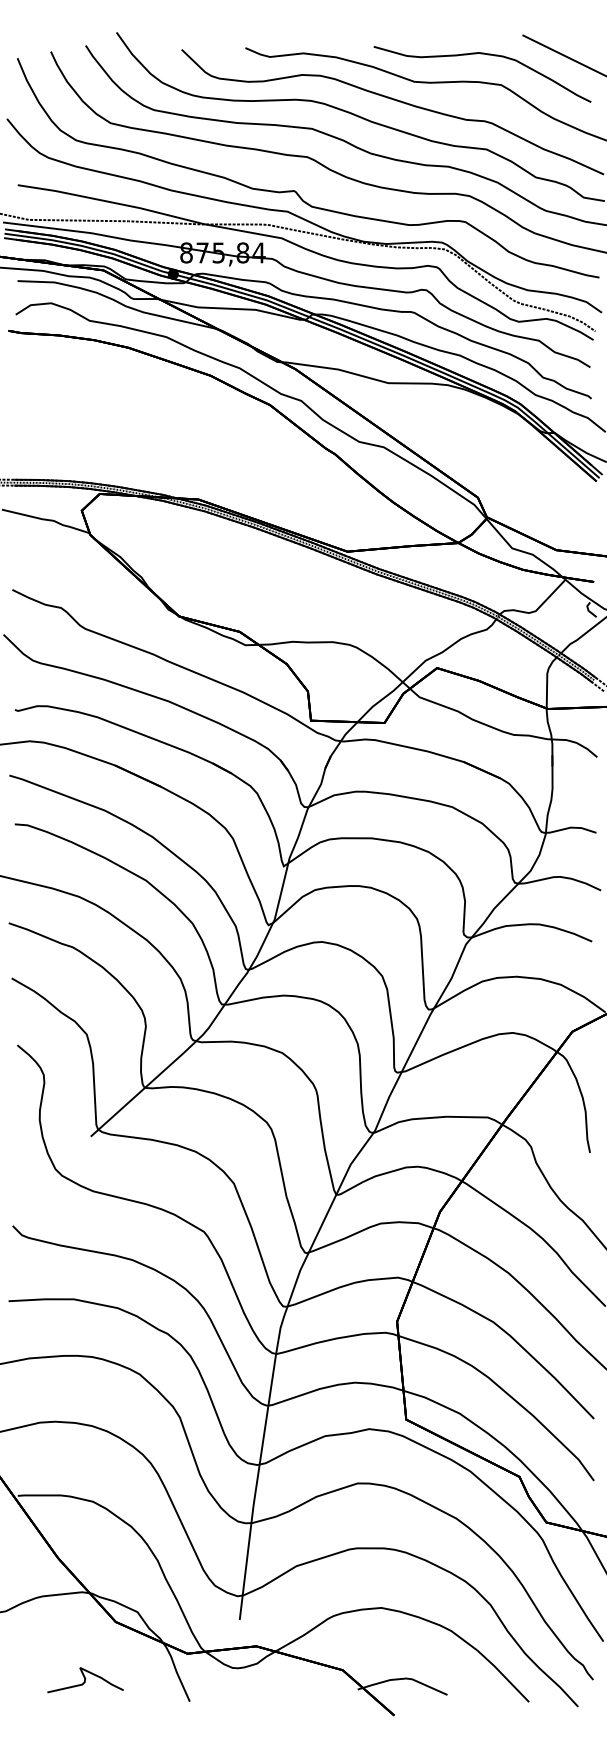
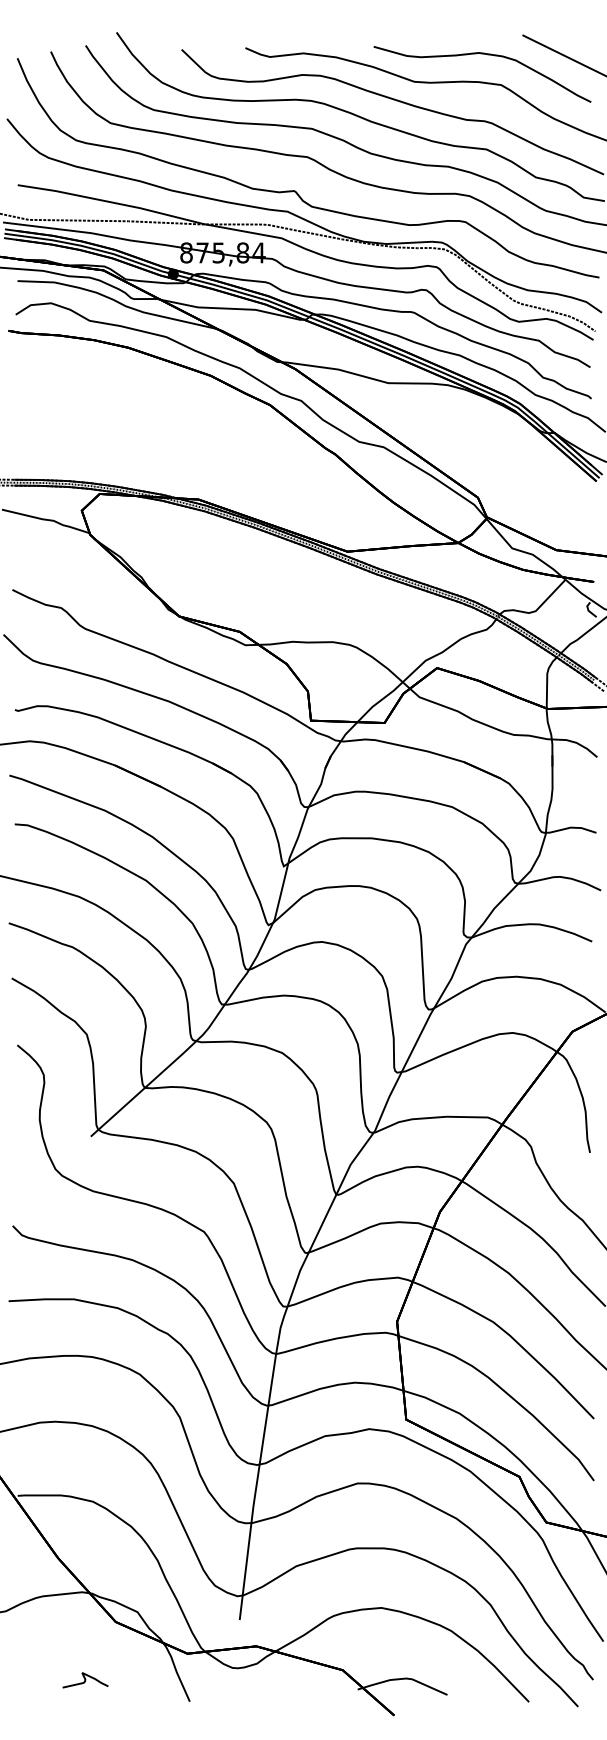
part size: 77x27 px -> 47x17 px (85, 1680)
